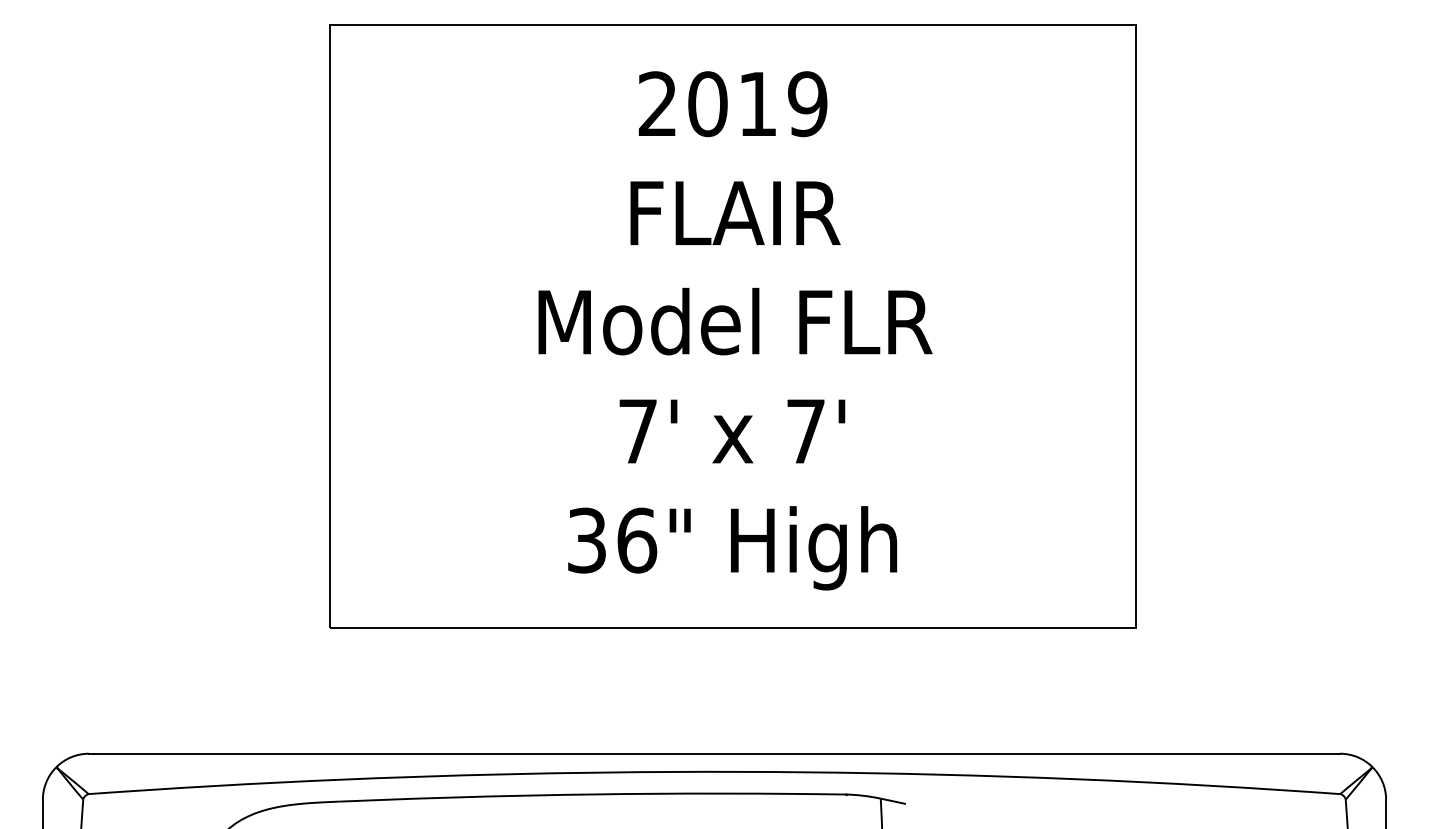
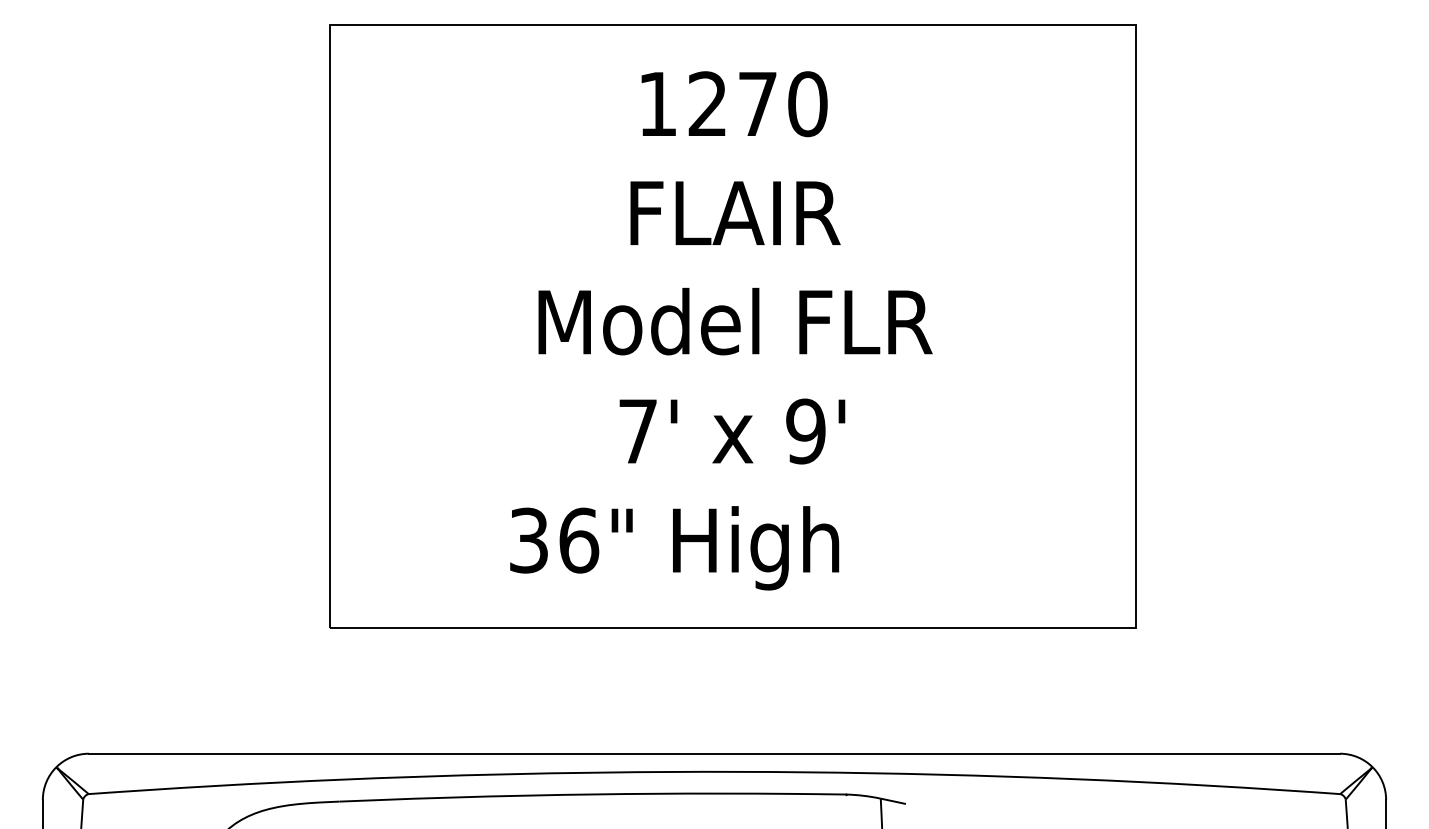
text: 2019 -> 1270 (732, 104)
text: 7' -> 9' (805, 431)
text position: (732, 548) -> (674, 548) (674, 548)
